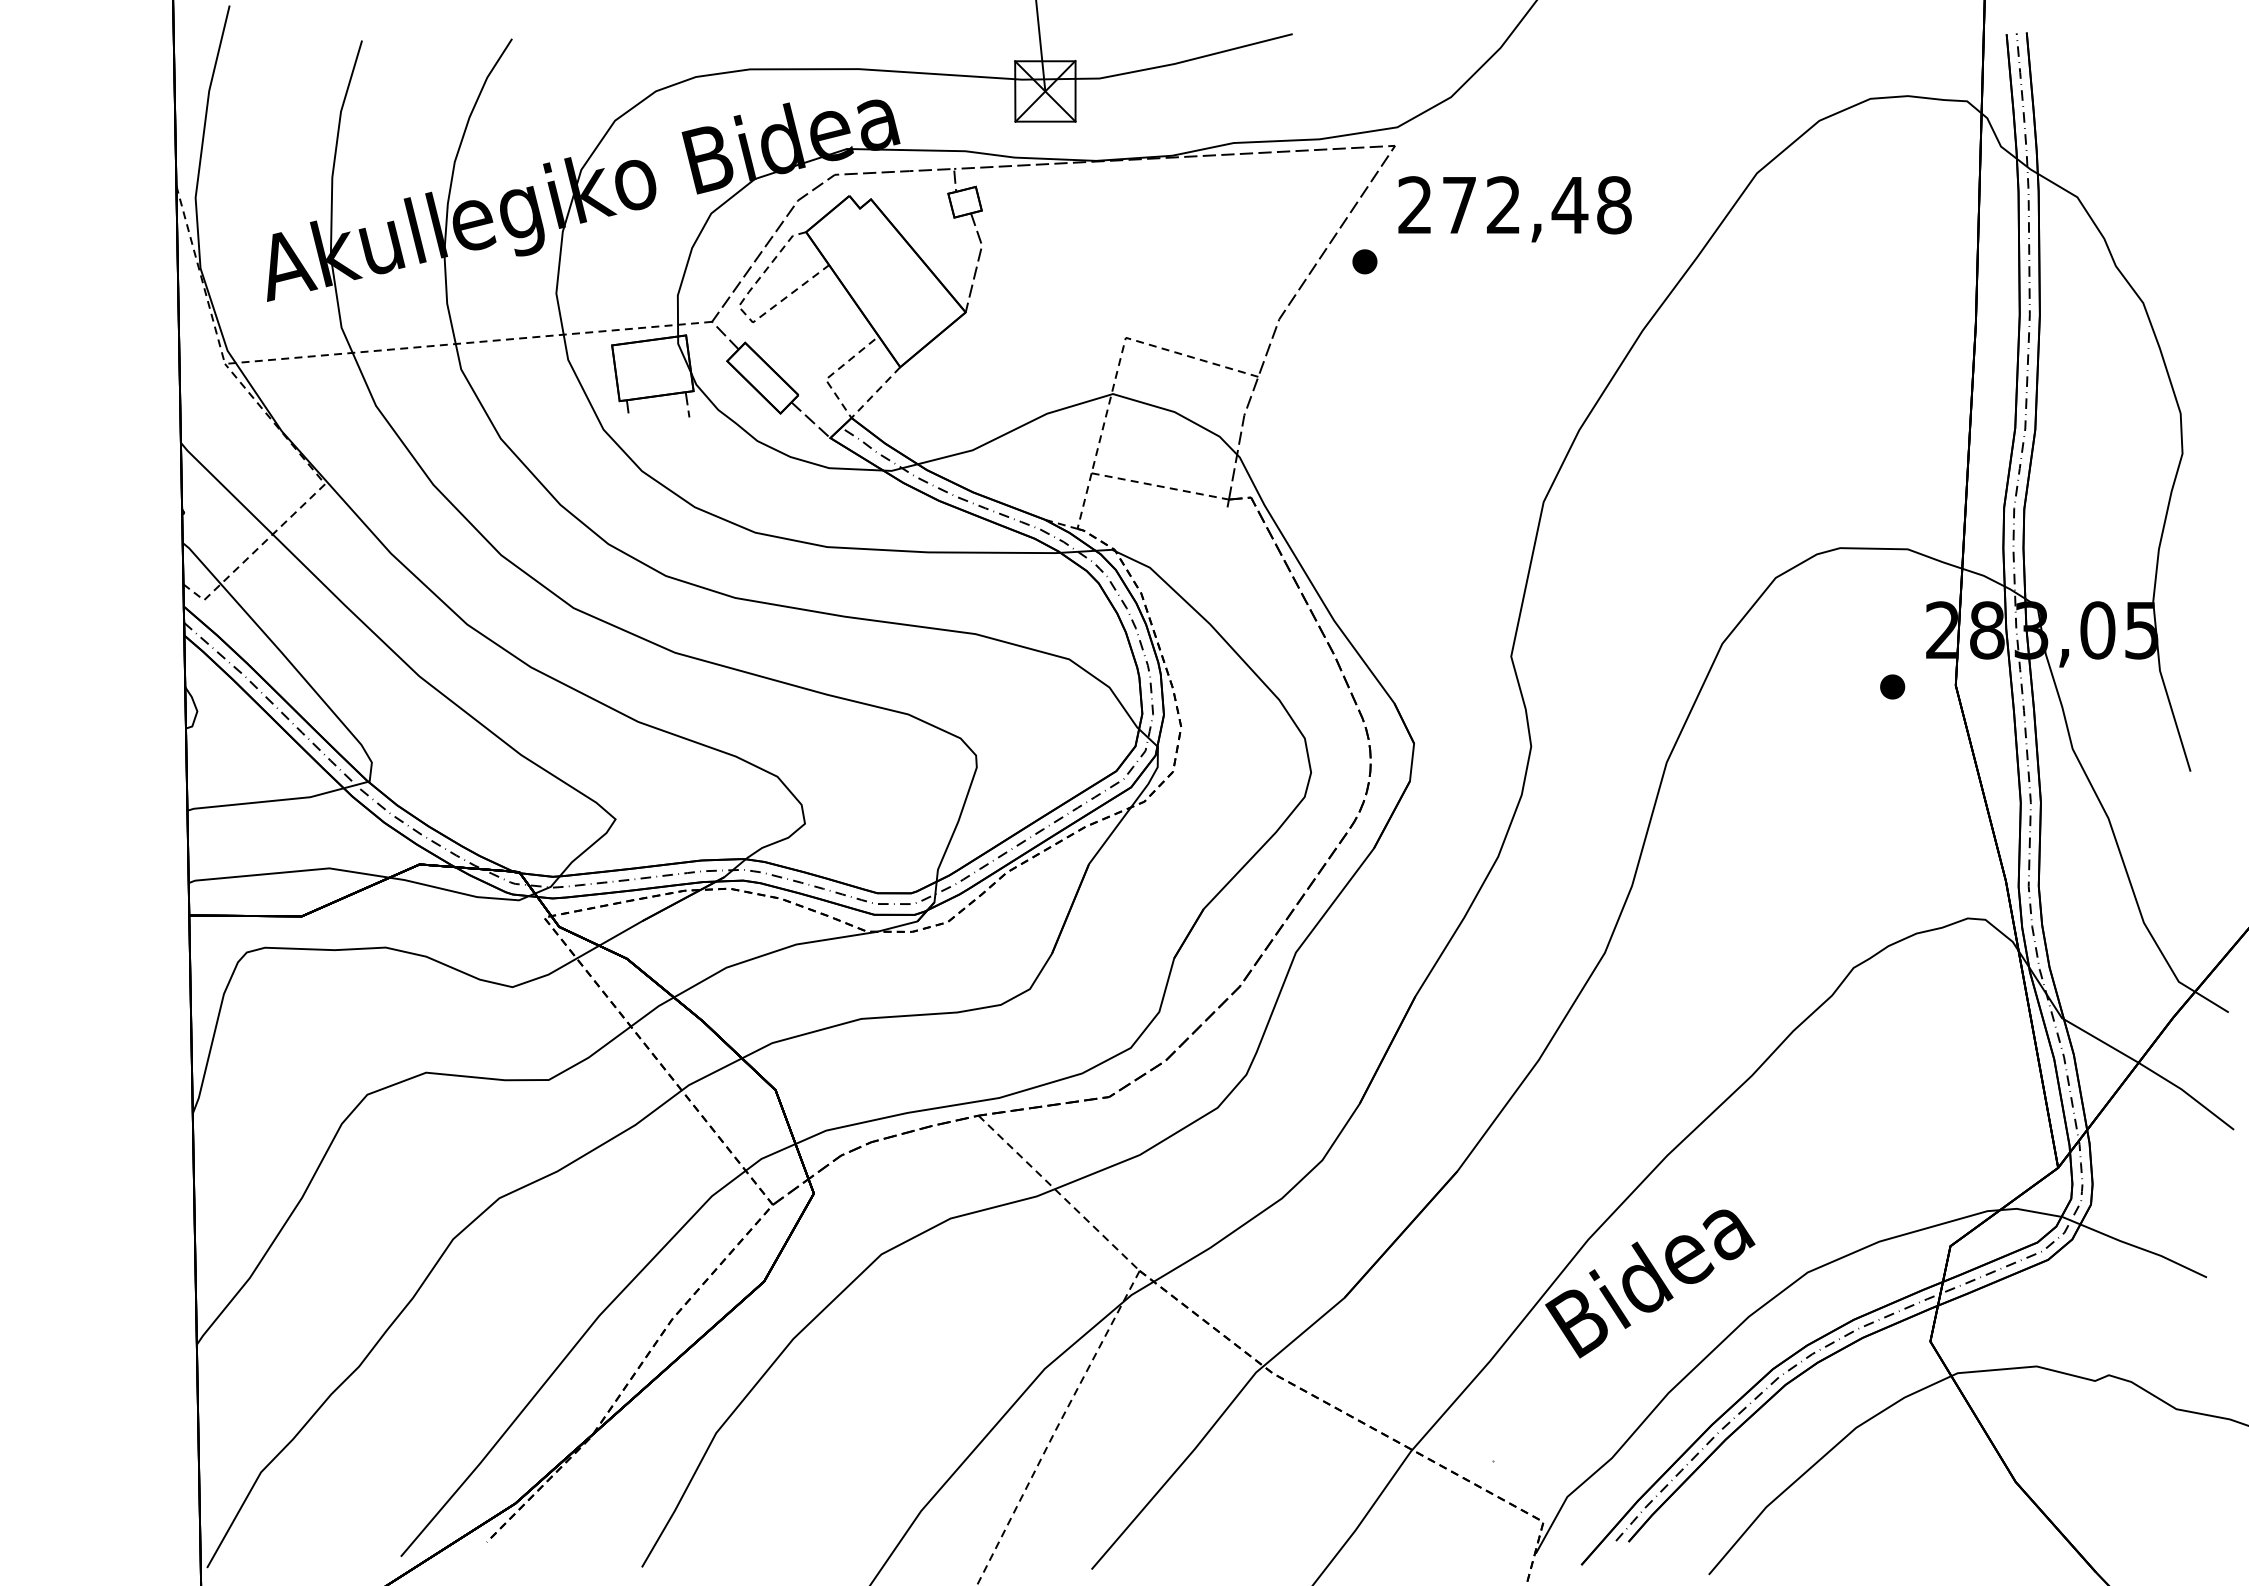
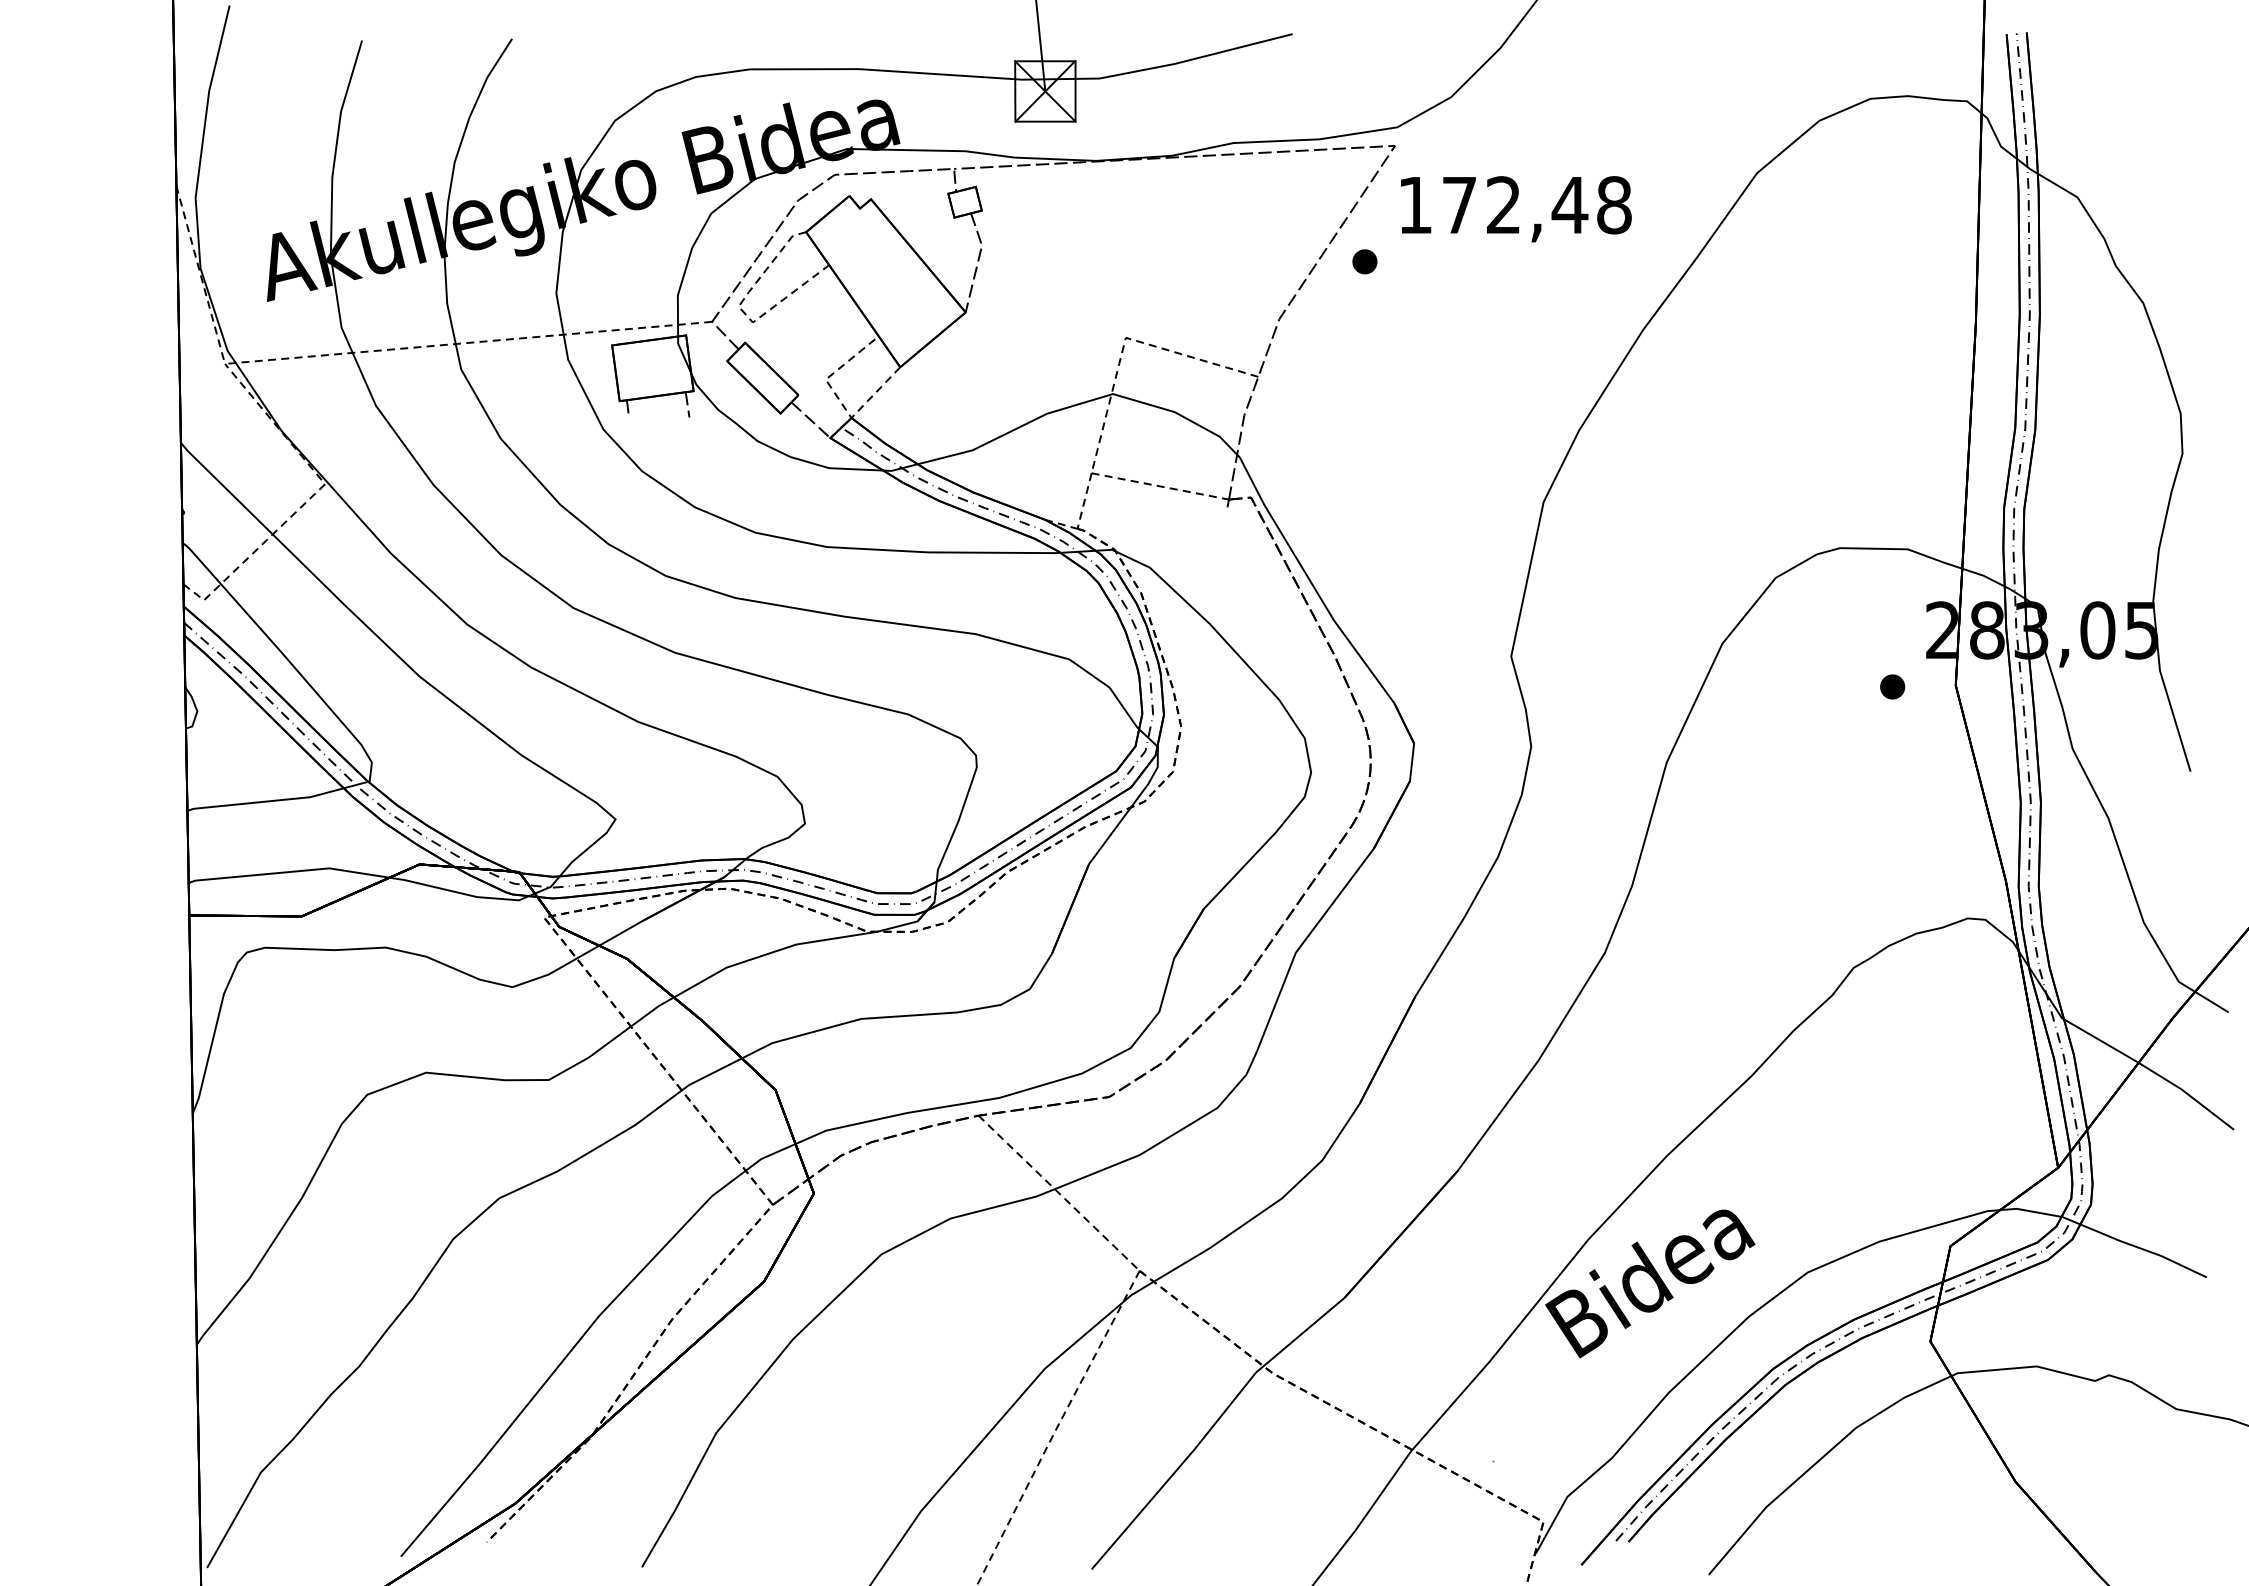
text: 272,48 -> 172,48 (1414, 204)
